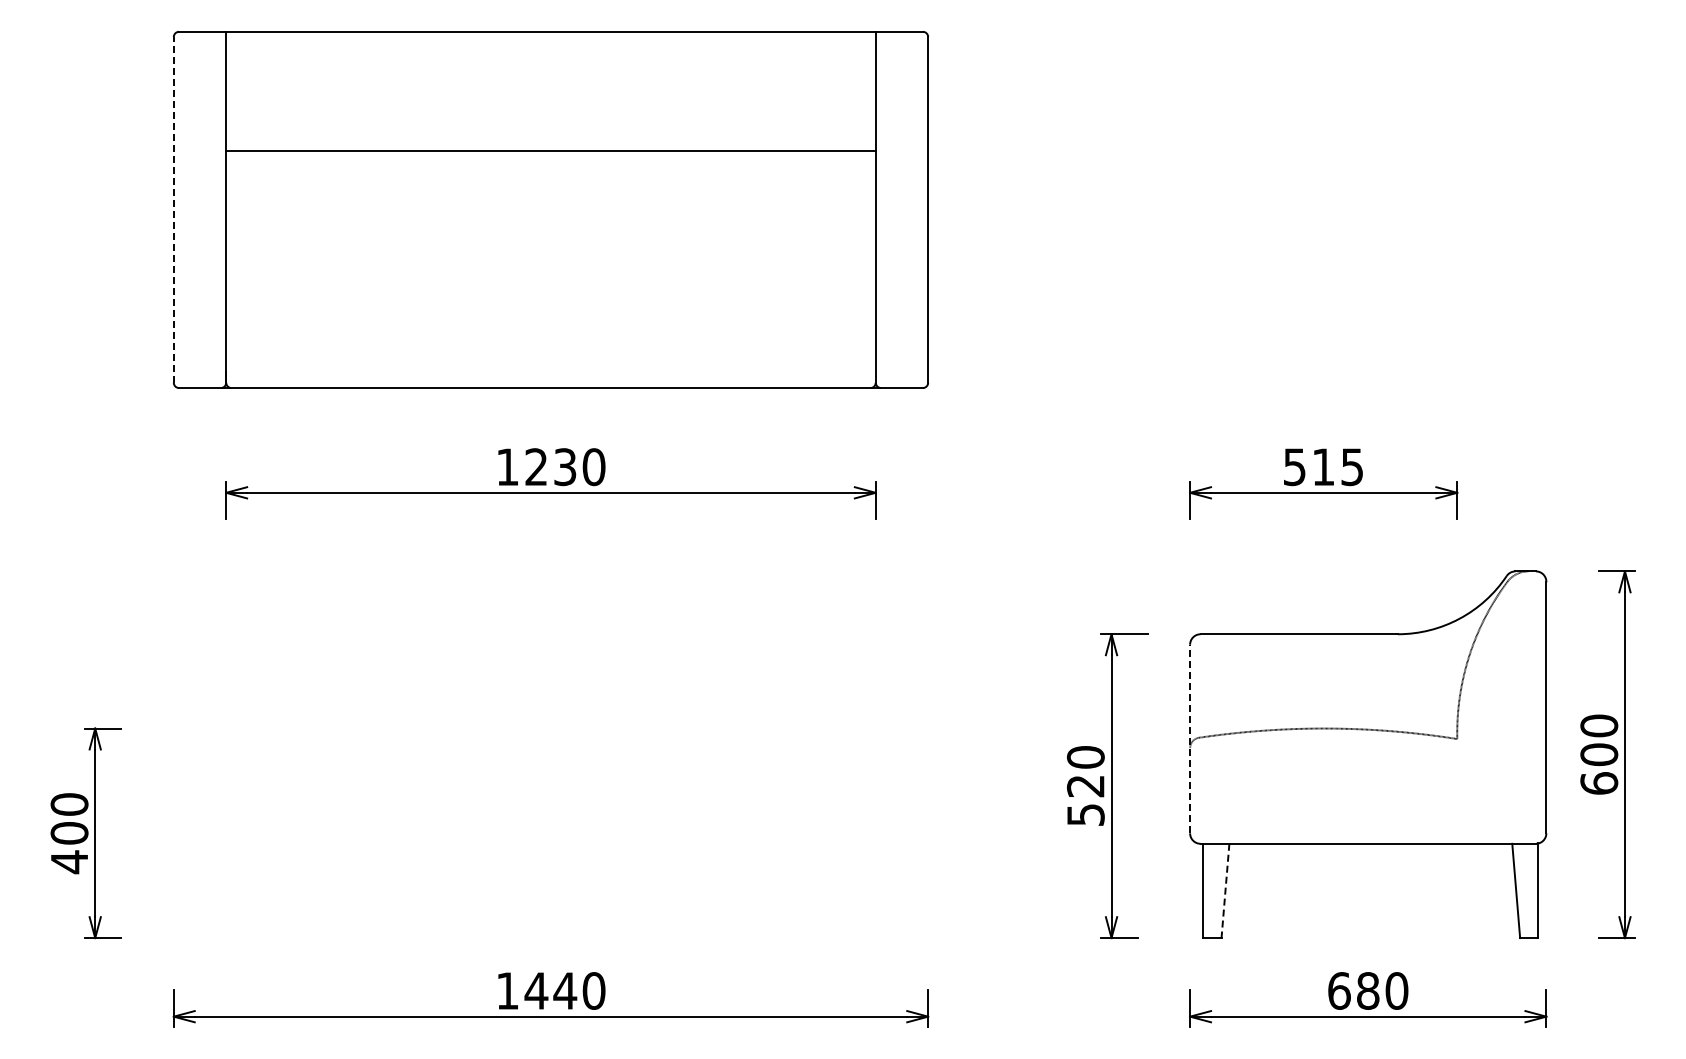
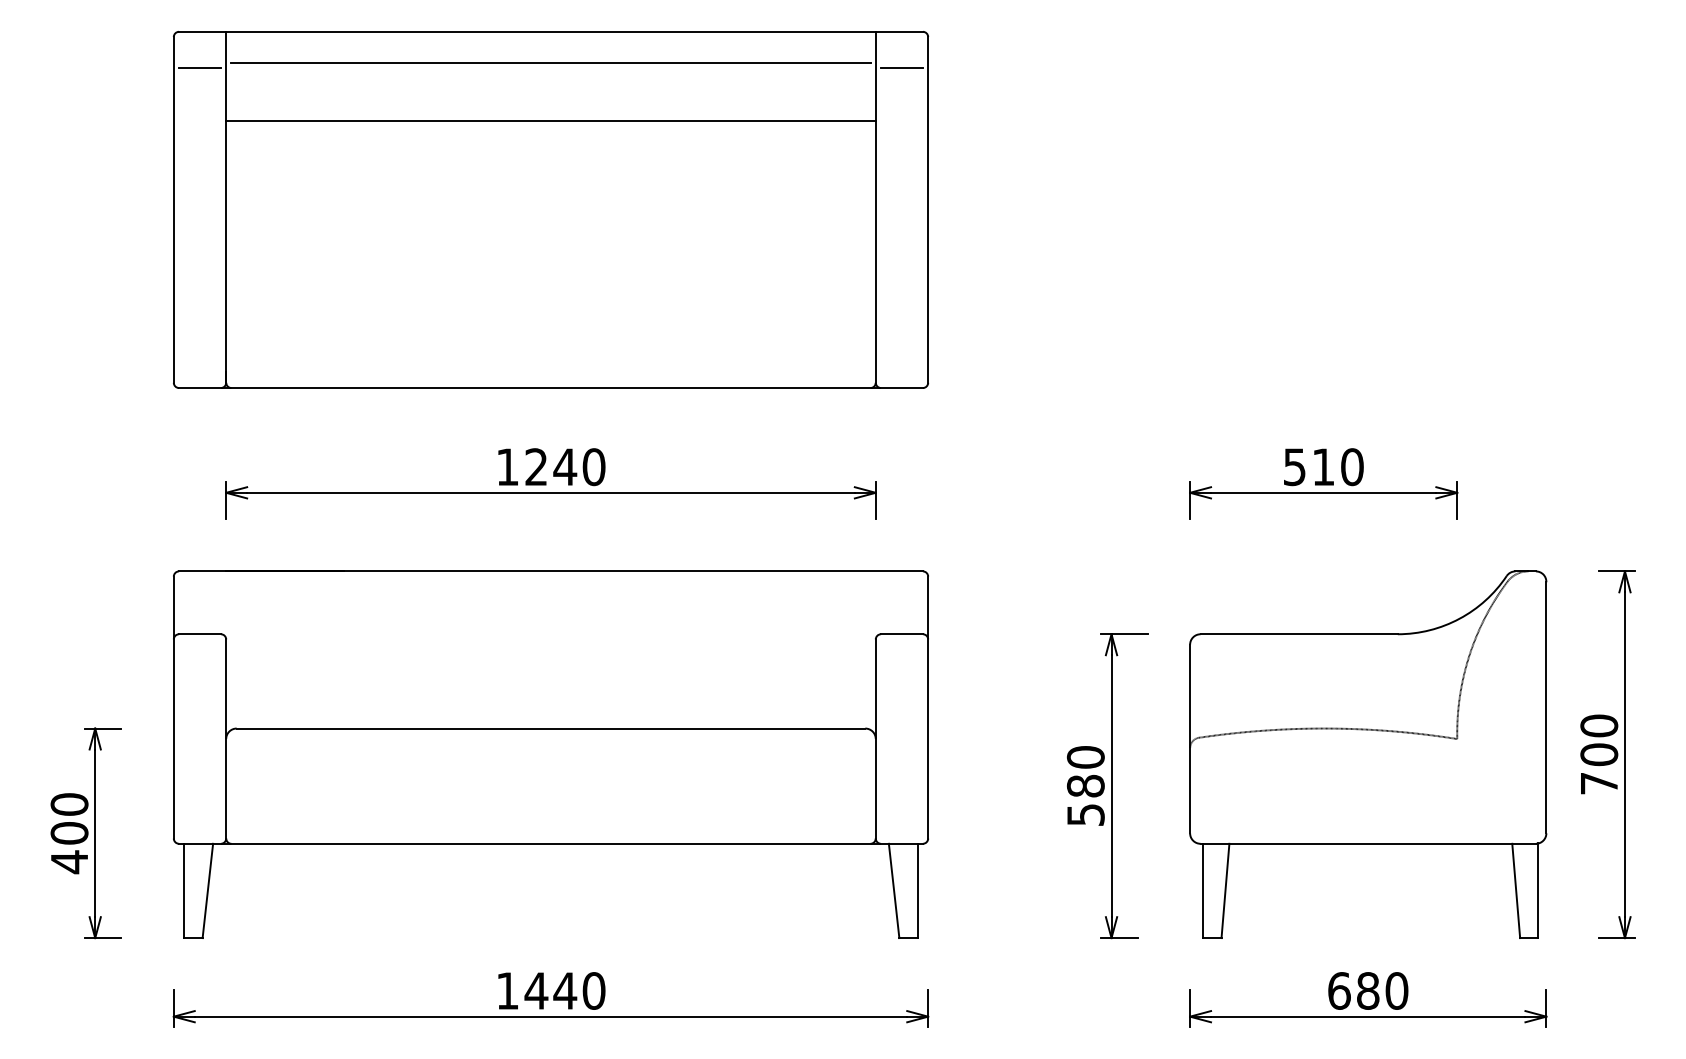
line: none -> present (550, 63)
line: none -> present (199, 68)
line: none -> present (901, 68)
line position: (550, 150) -> (550, 120) (550, 120)
line: dashed -> solid (173, 209)
text: 1230 -> 1240 (565, 467)
text: 515 -> 510 (1352, 467)
line: dashed -> solid (1190, 738)
part: none -> present (550, 754)
text: 600 -> 700 (1599, 783)
text: 520 -> 580 (1085, 785)
line: dashed -> solid (1225, 891)
